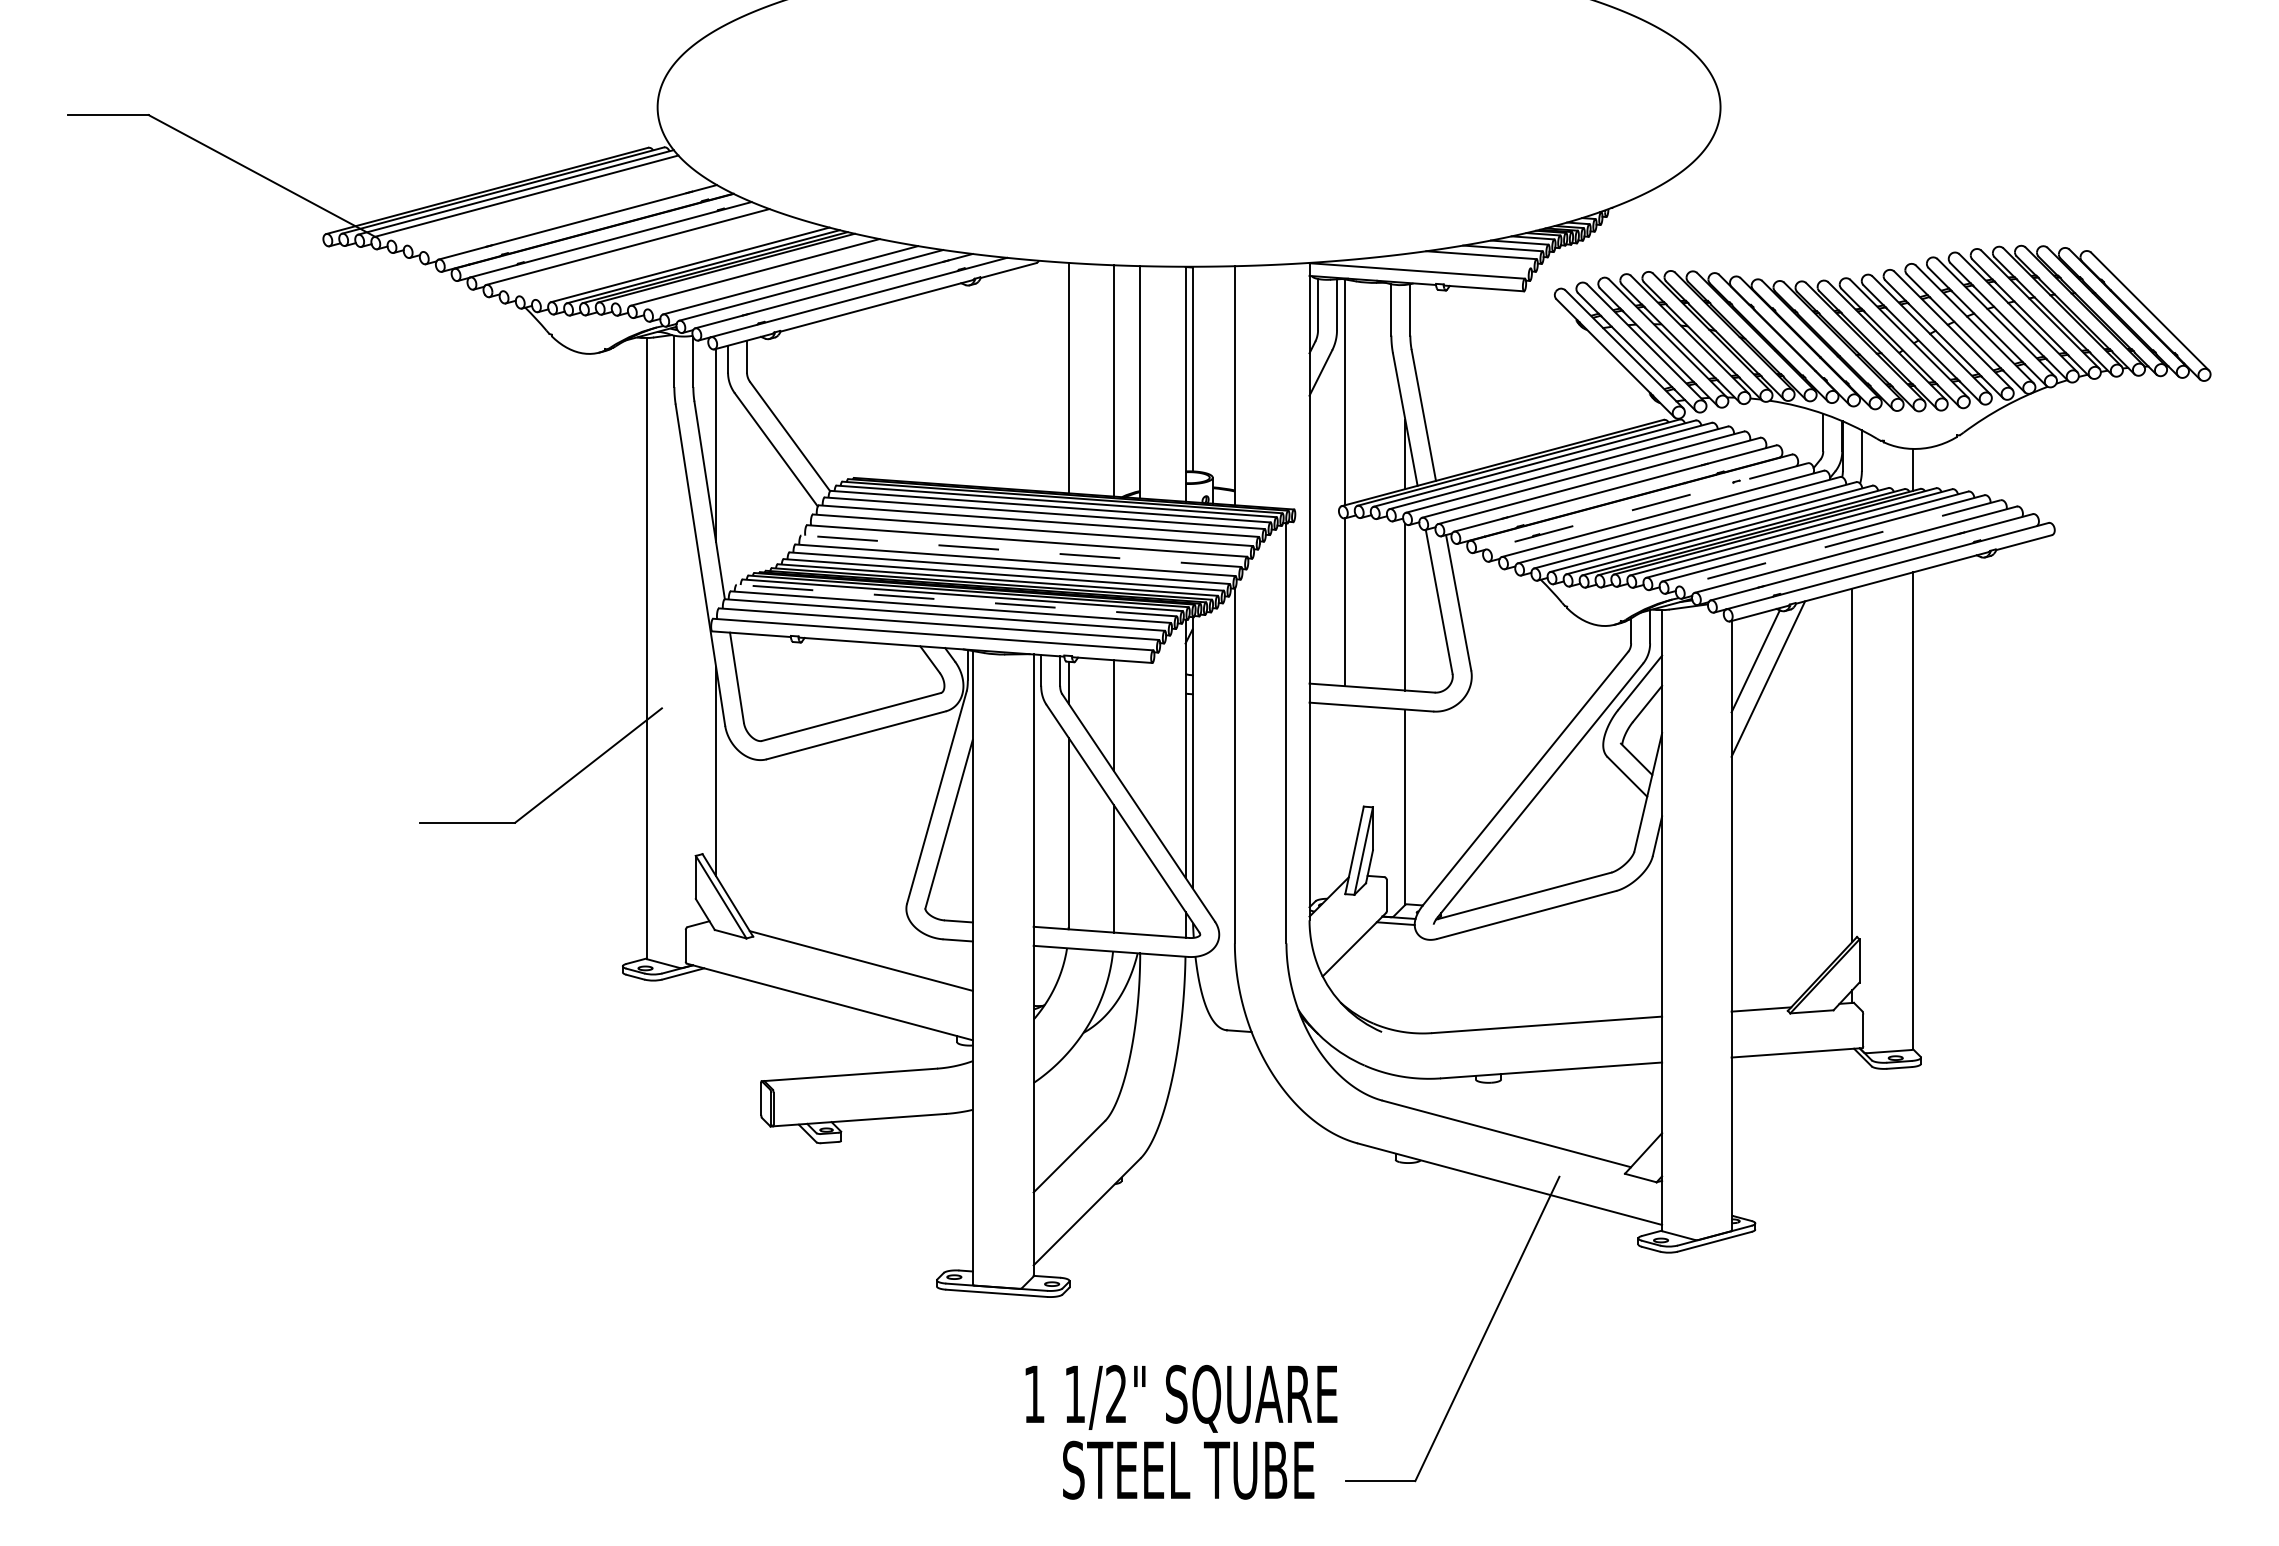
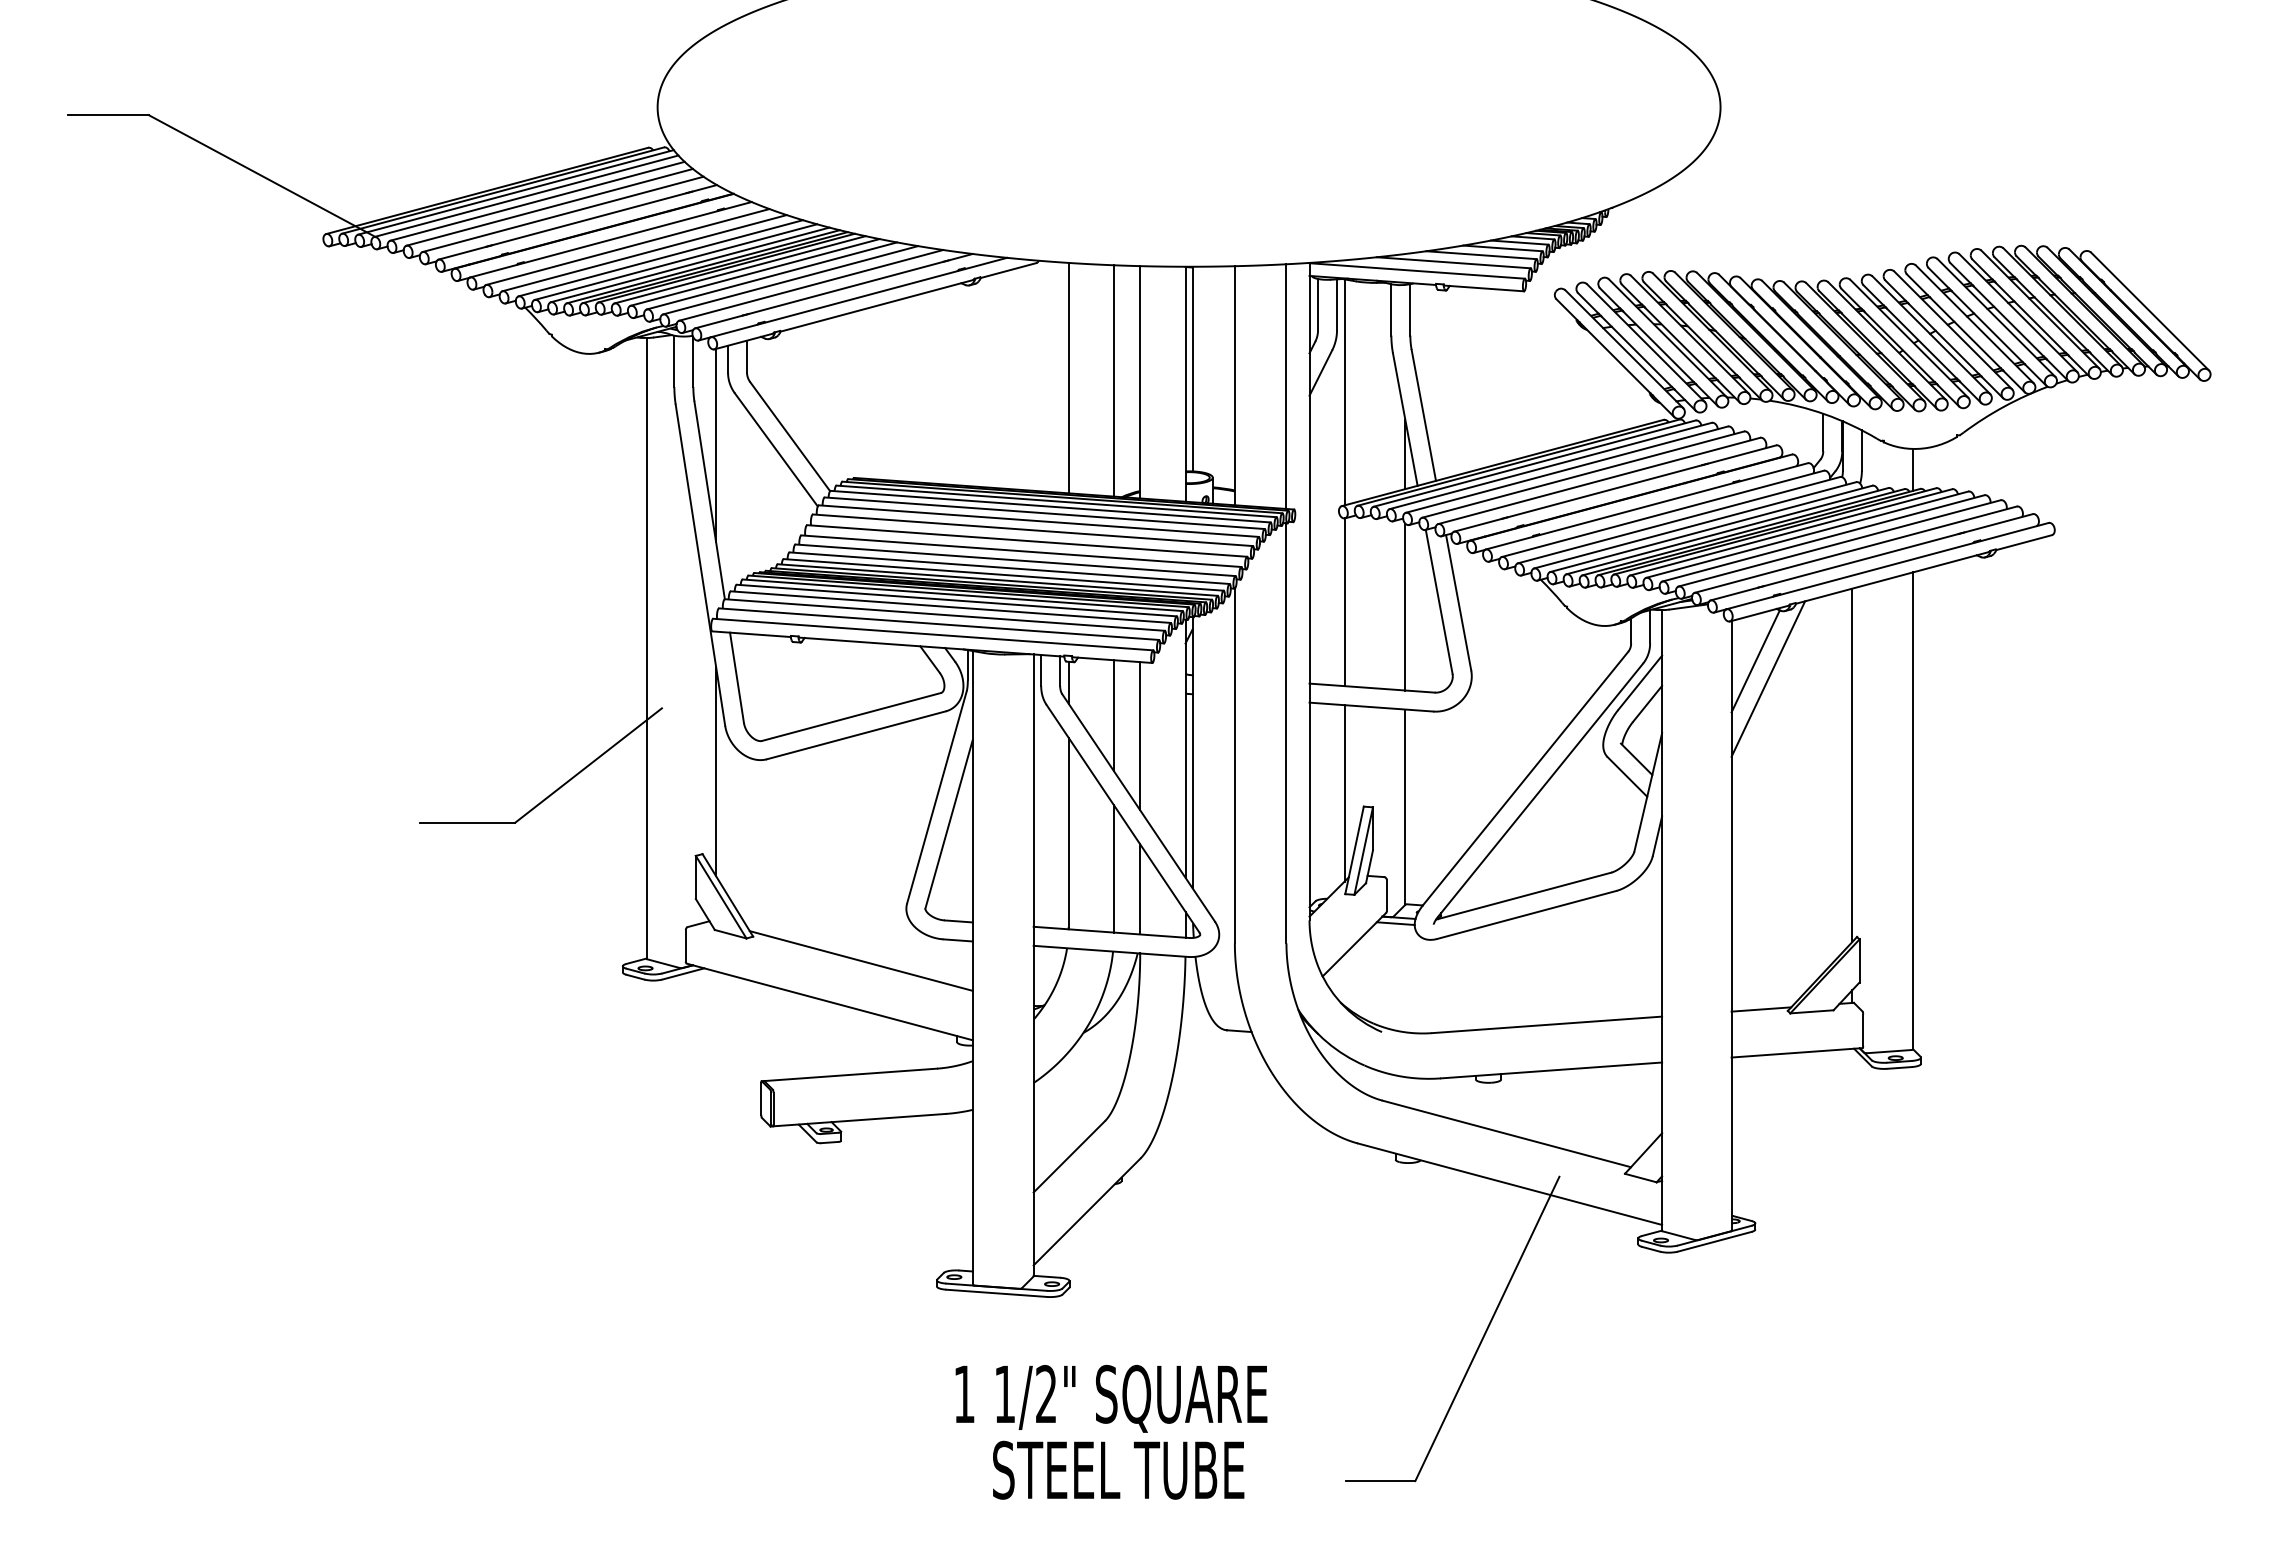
line: none -> present (537, 200)
line: none -> present (549, 206)
line: none -> present (562, 214)
line: none -> present (644, 253)
line: none -> present (660, 258)
line: none -> present (675, 261)
line: none -> present (1453, 262)
line: none -> present (739, 269)
line: none -> present (771, 275)
line: none -> present (1286, 386)
line: dashed -> solid (1646, 506)
line: dashed -> solid (1839, 543)
line: dashed -> solid (1021, 551)
line: dashed -> solid (956, 600)
line: none -> present (1140, 736)
line: none -> present (1344, 793)
line: none -> present (1140, 889)
text position: (1181, 1431) -> (1111, 1431) (1111, 1431)
